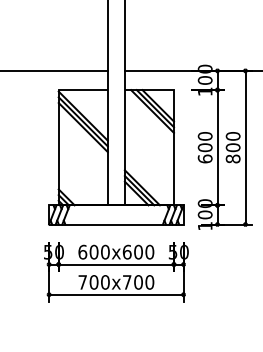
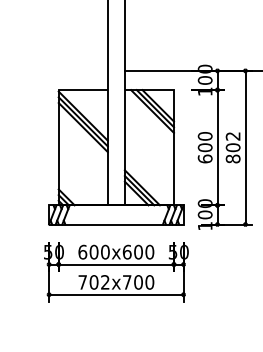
line: present -> none (54, 70)
text: 800 -> 802 (232, 136)
text: 700x700 -> 702x700 (105, 282)
